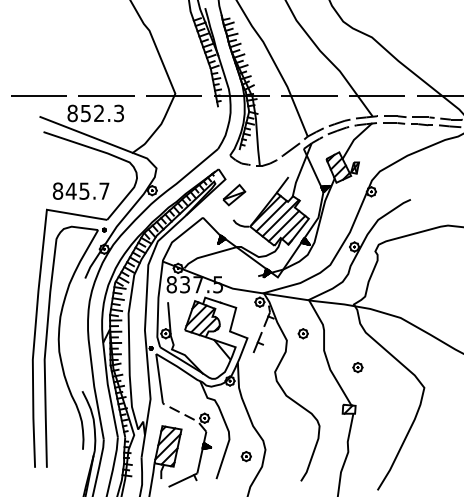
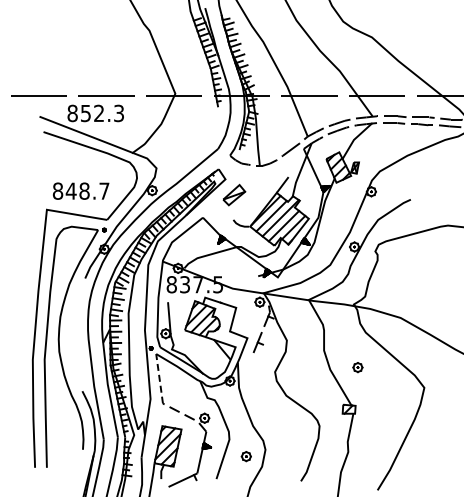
text: 845.7 -> 848.7 (84, 190)
part: present -> none (302, 333)
line: solid -> dashed (159, 378)
